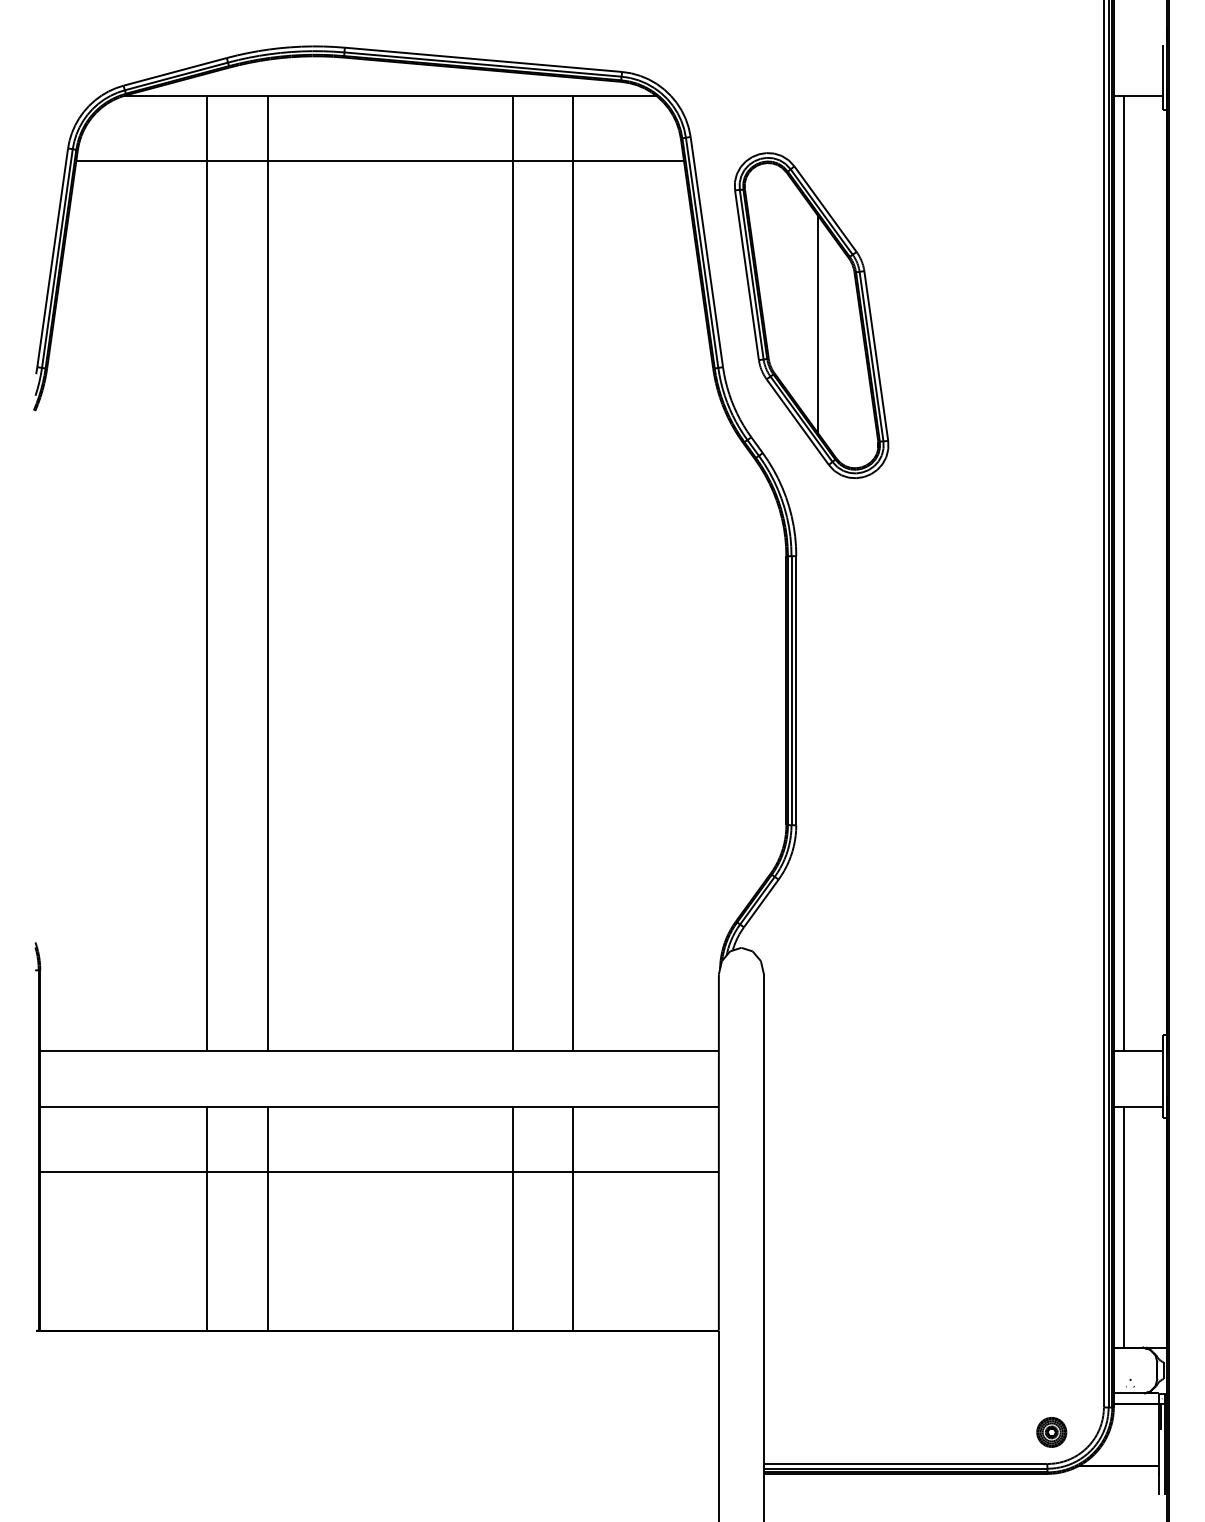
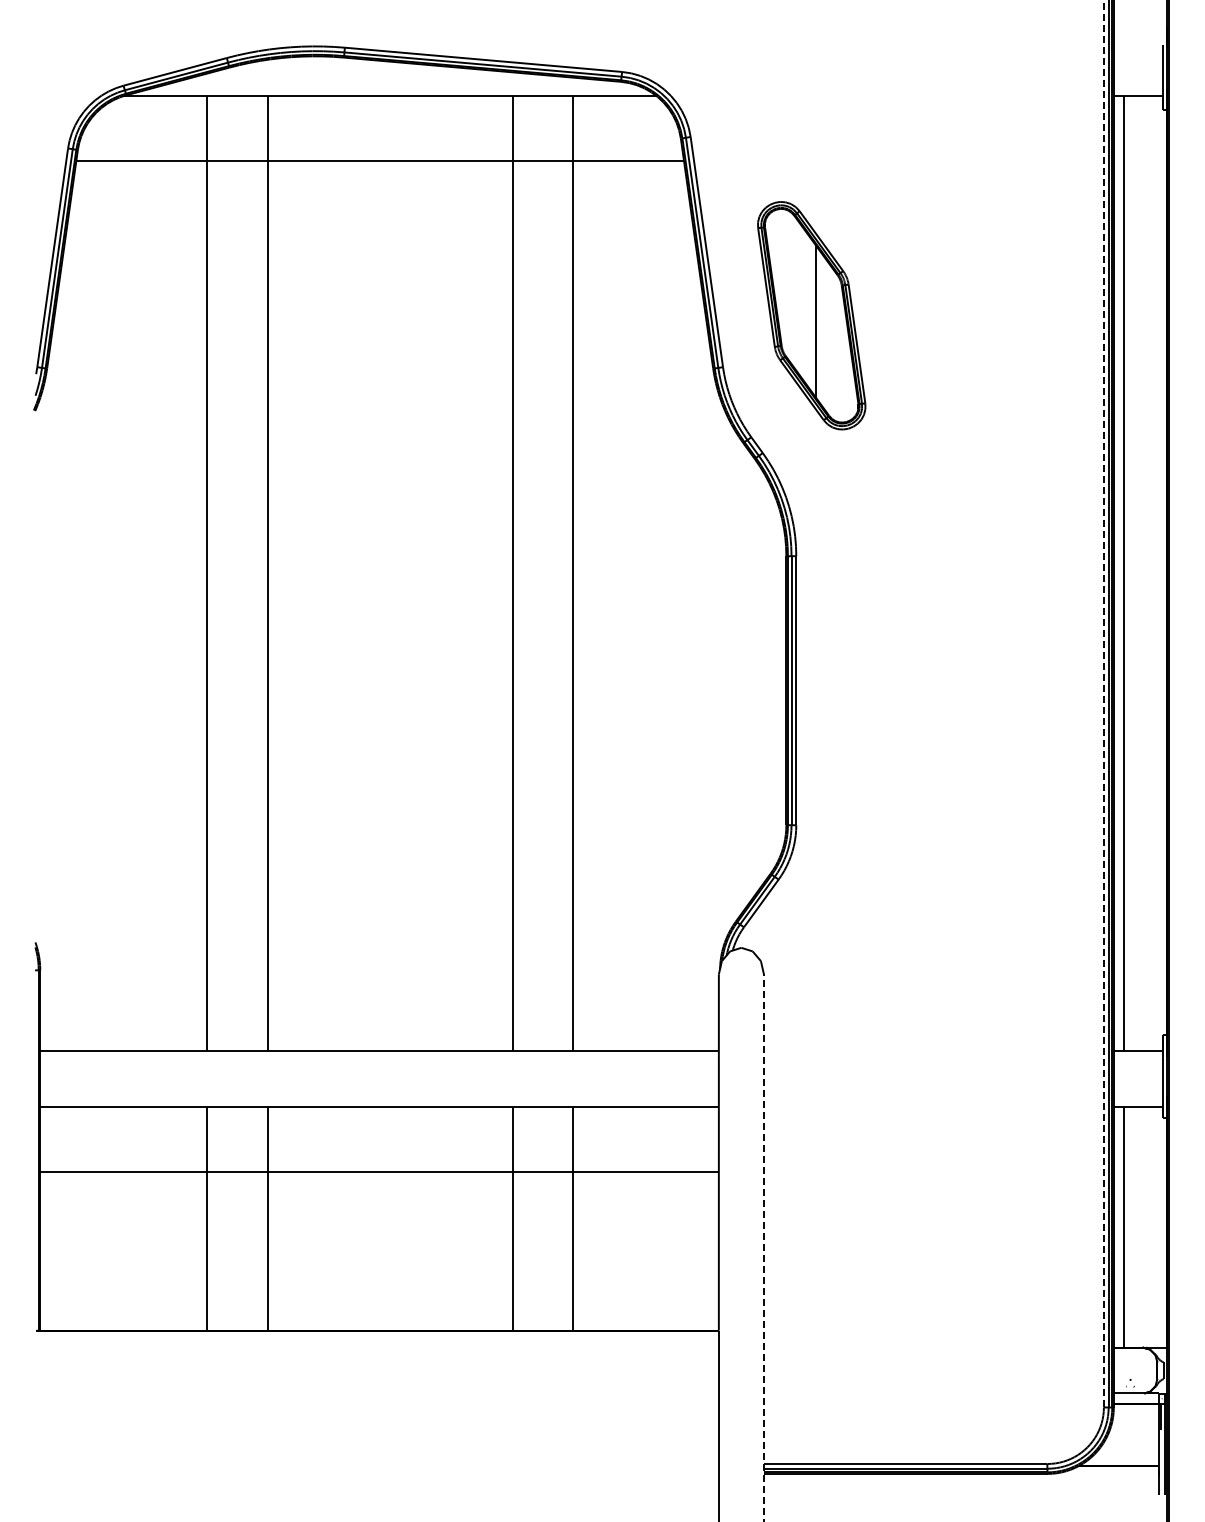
part size: 156x328 px -> 110x230 px (811, 315)
line: solid -> dashed (1103, 703)
line: solid -> dashed (763, 1248)
part: present -> none (1051, 1432)
